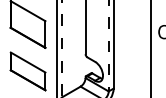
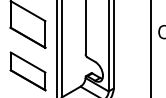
line: dashed -> solid (108, 46)
line: dashed -> solid (61, 48)
